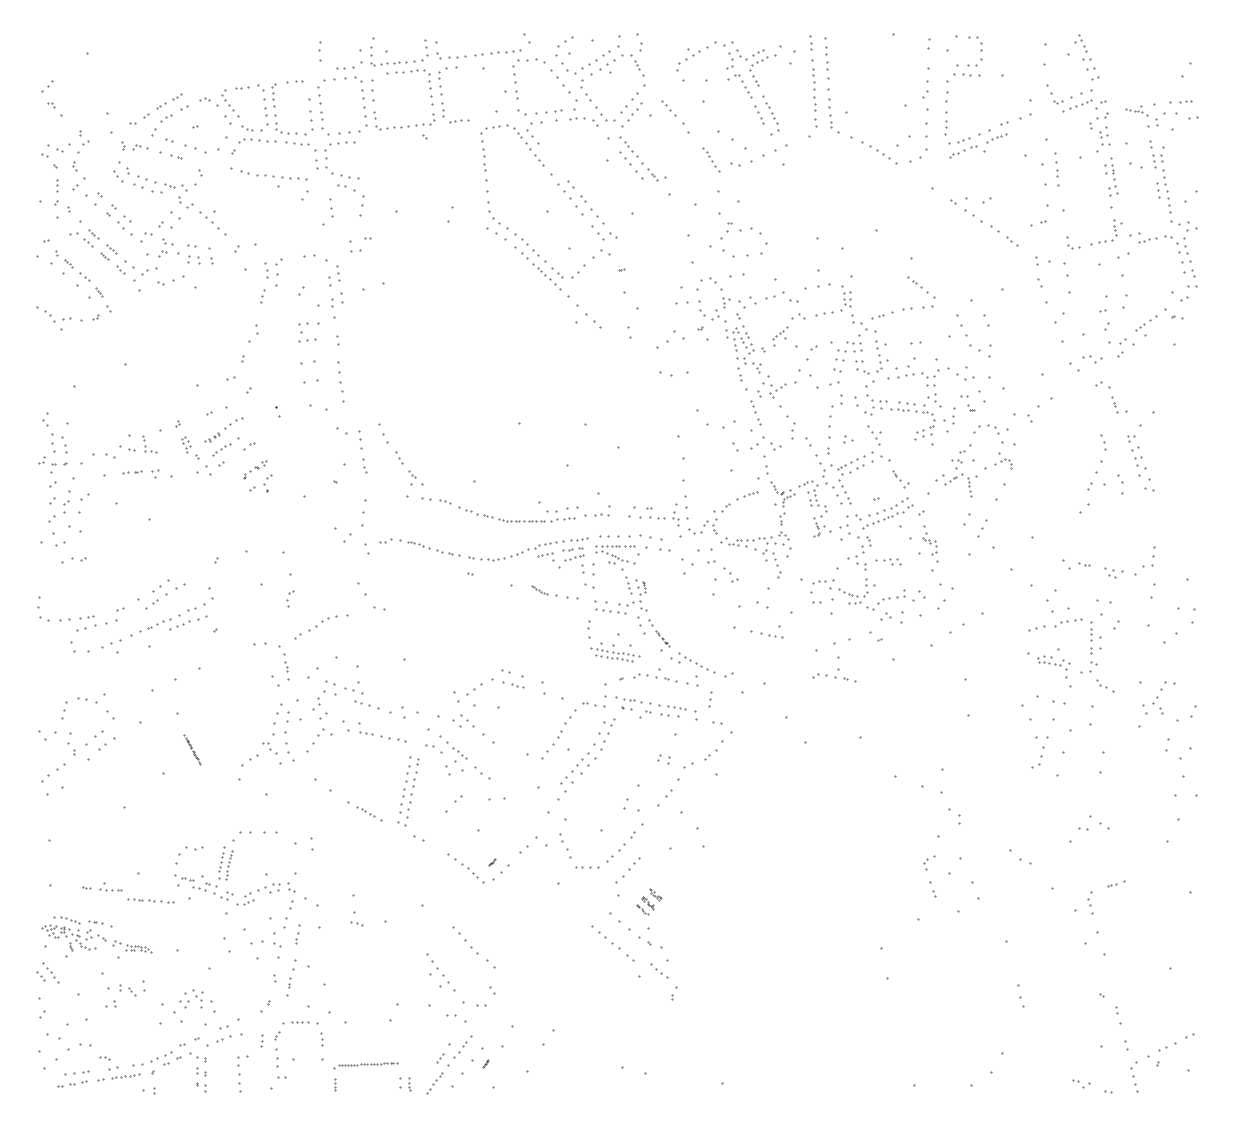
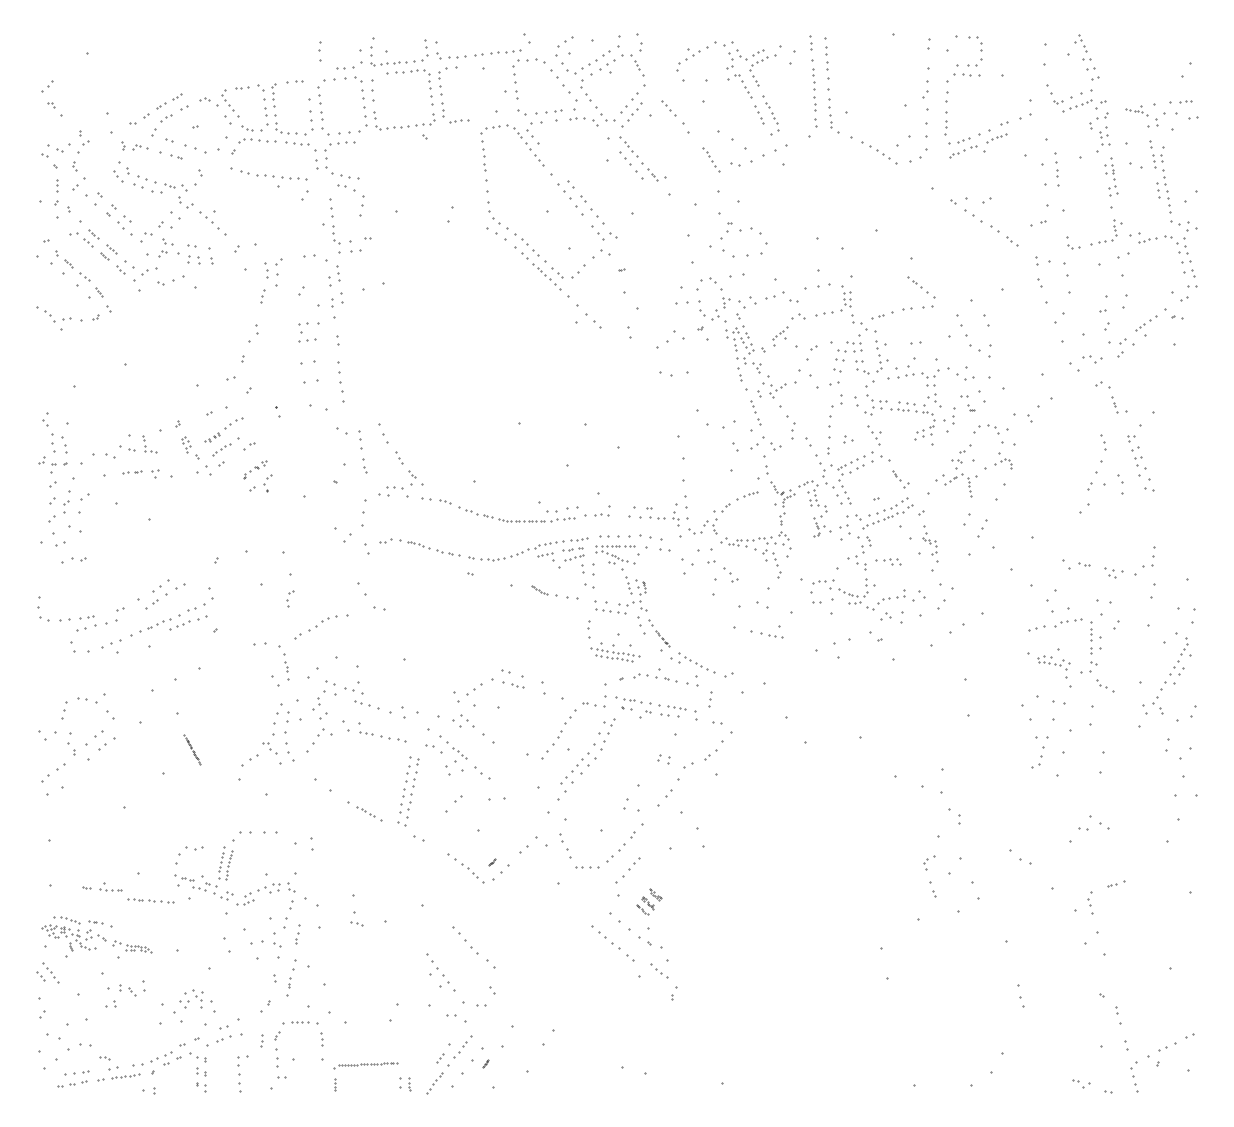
part: none -> present (336, 239)
part: none -> present (390, 491)
part: none -> present (1180, 656)
part: present -> none (834, 675)
